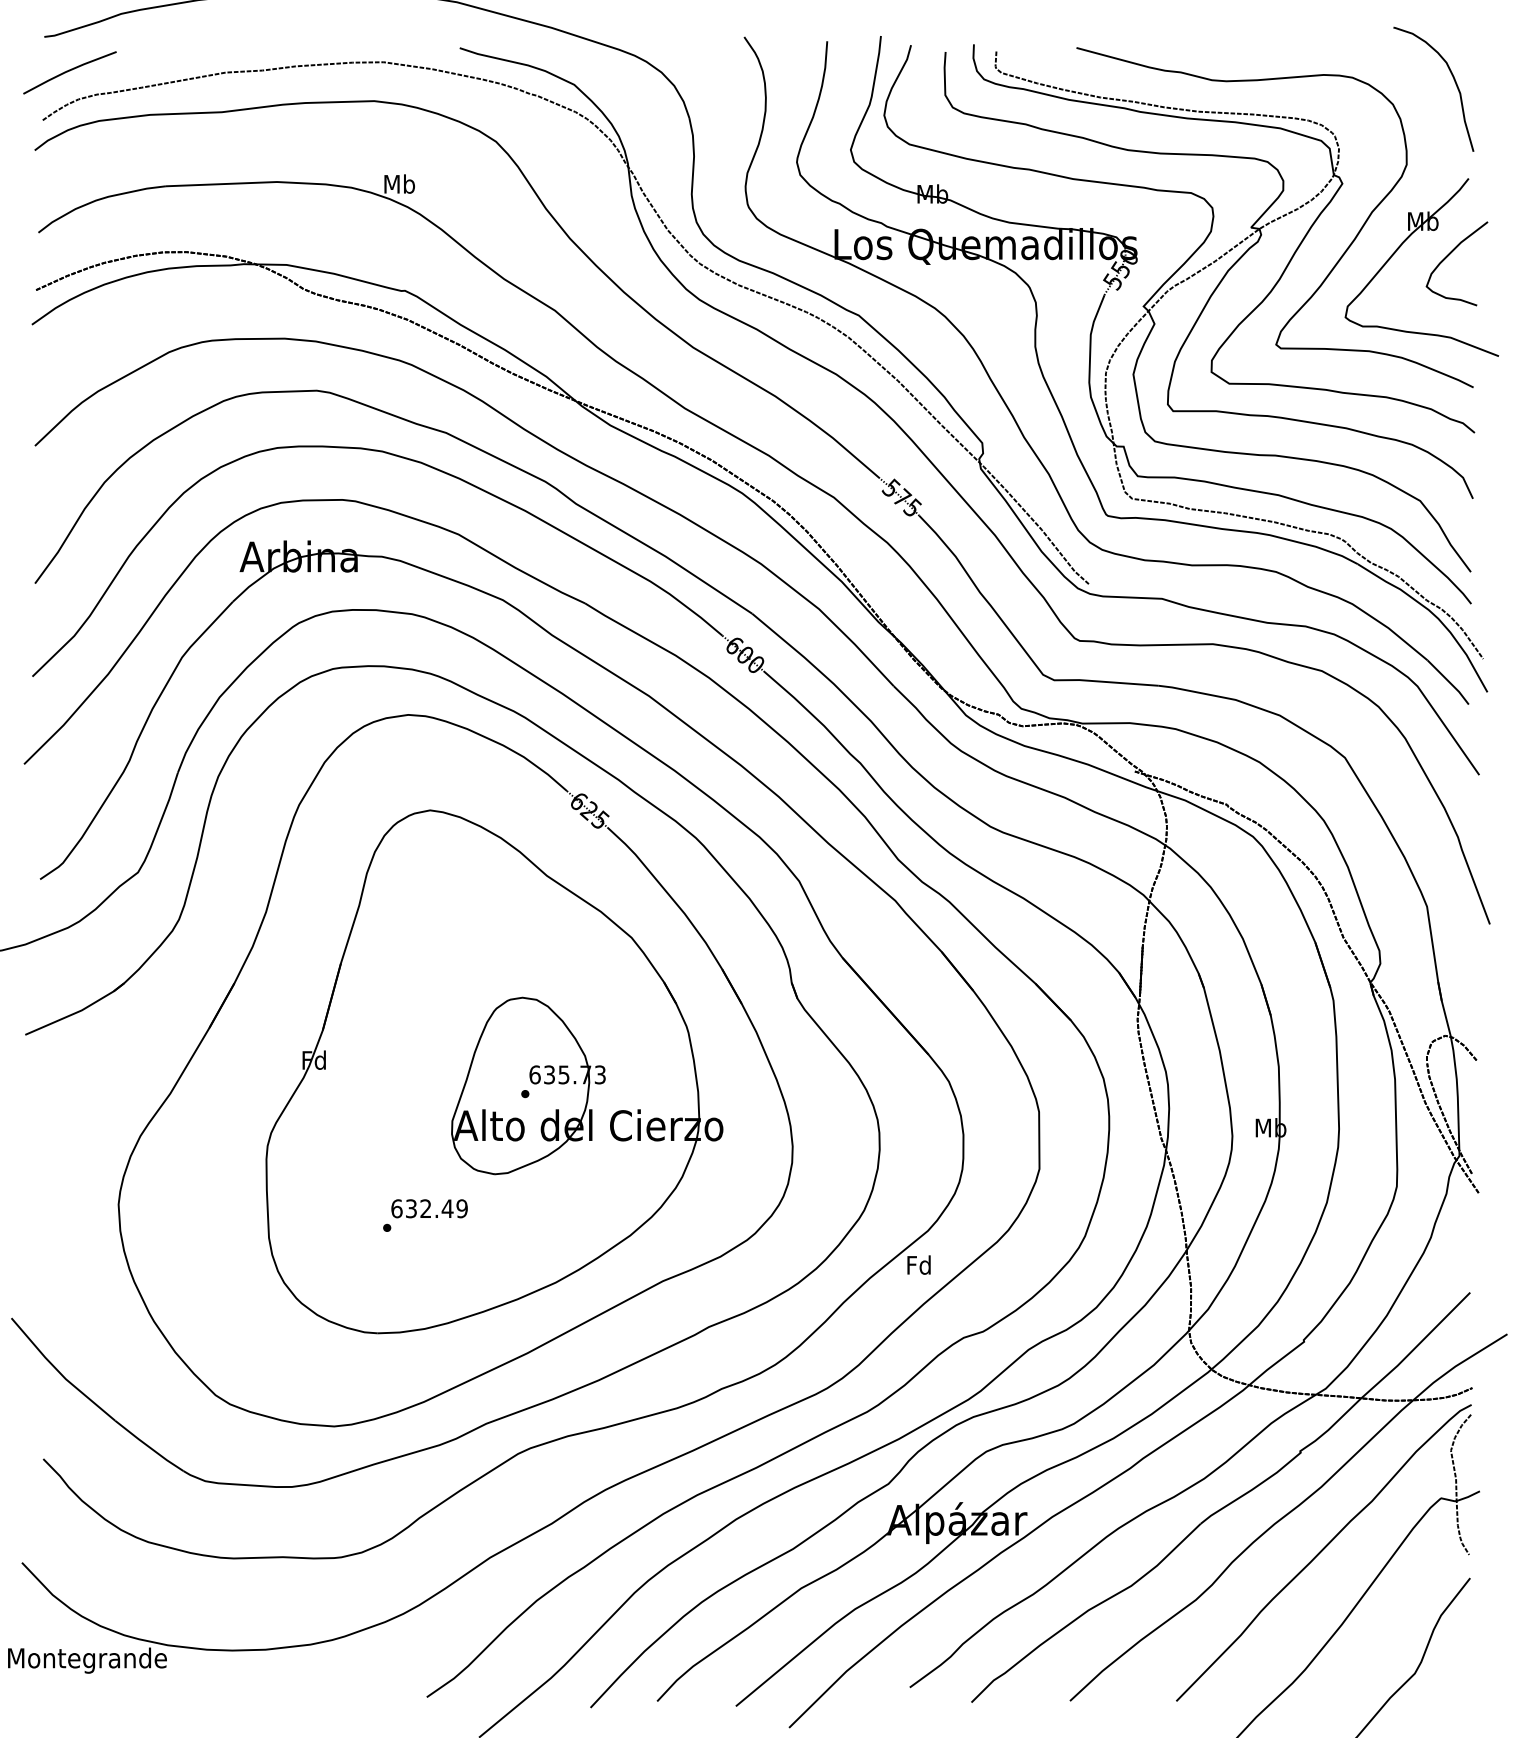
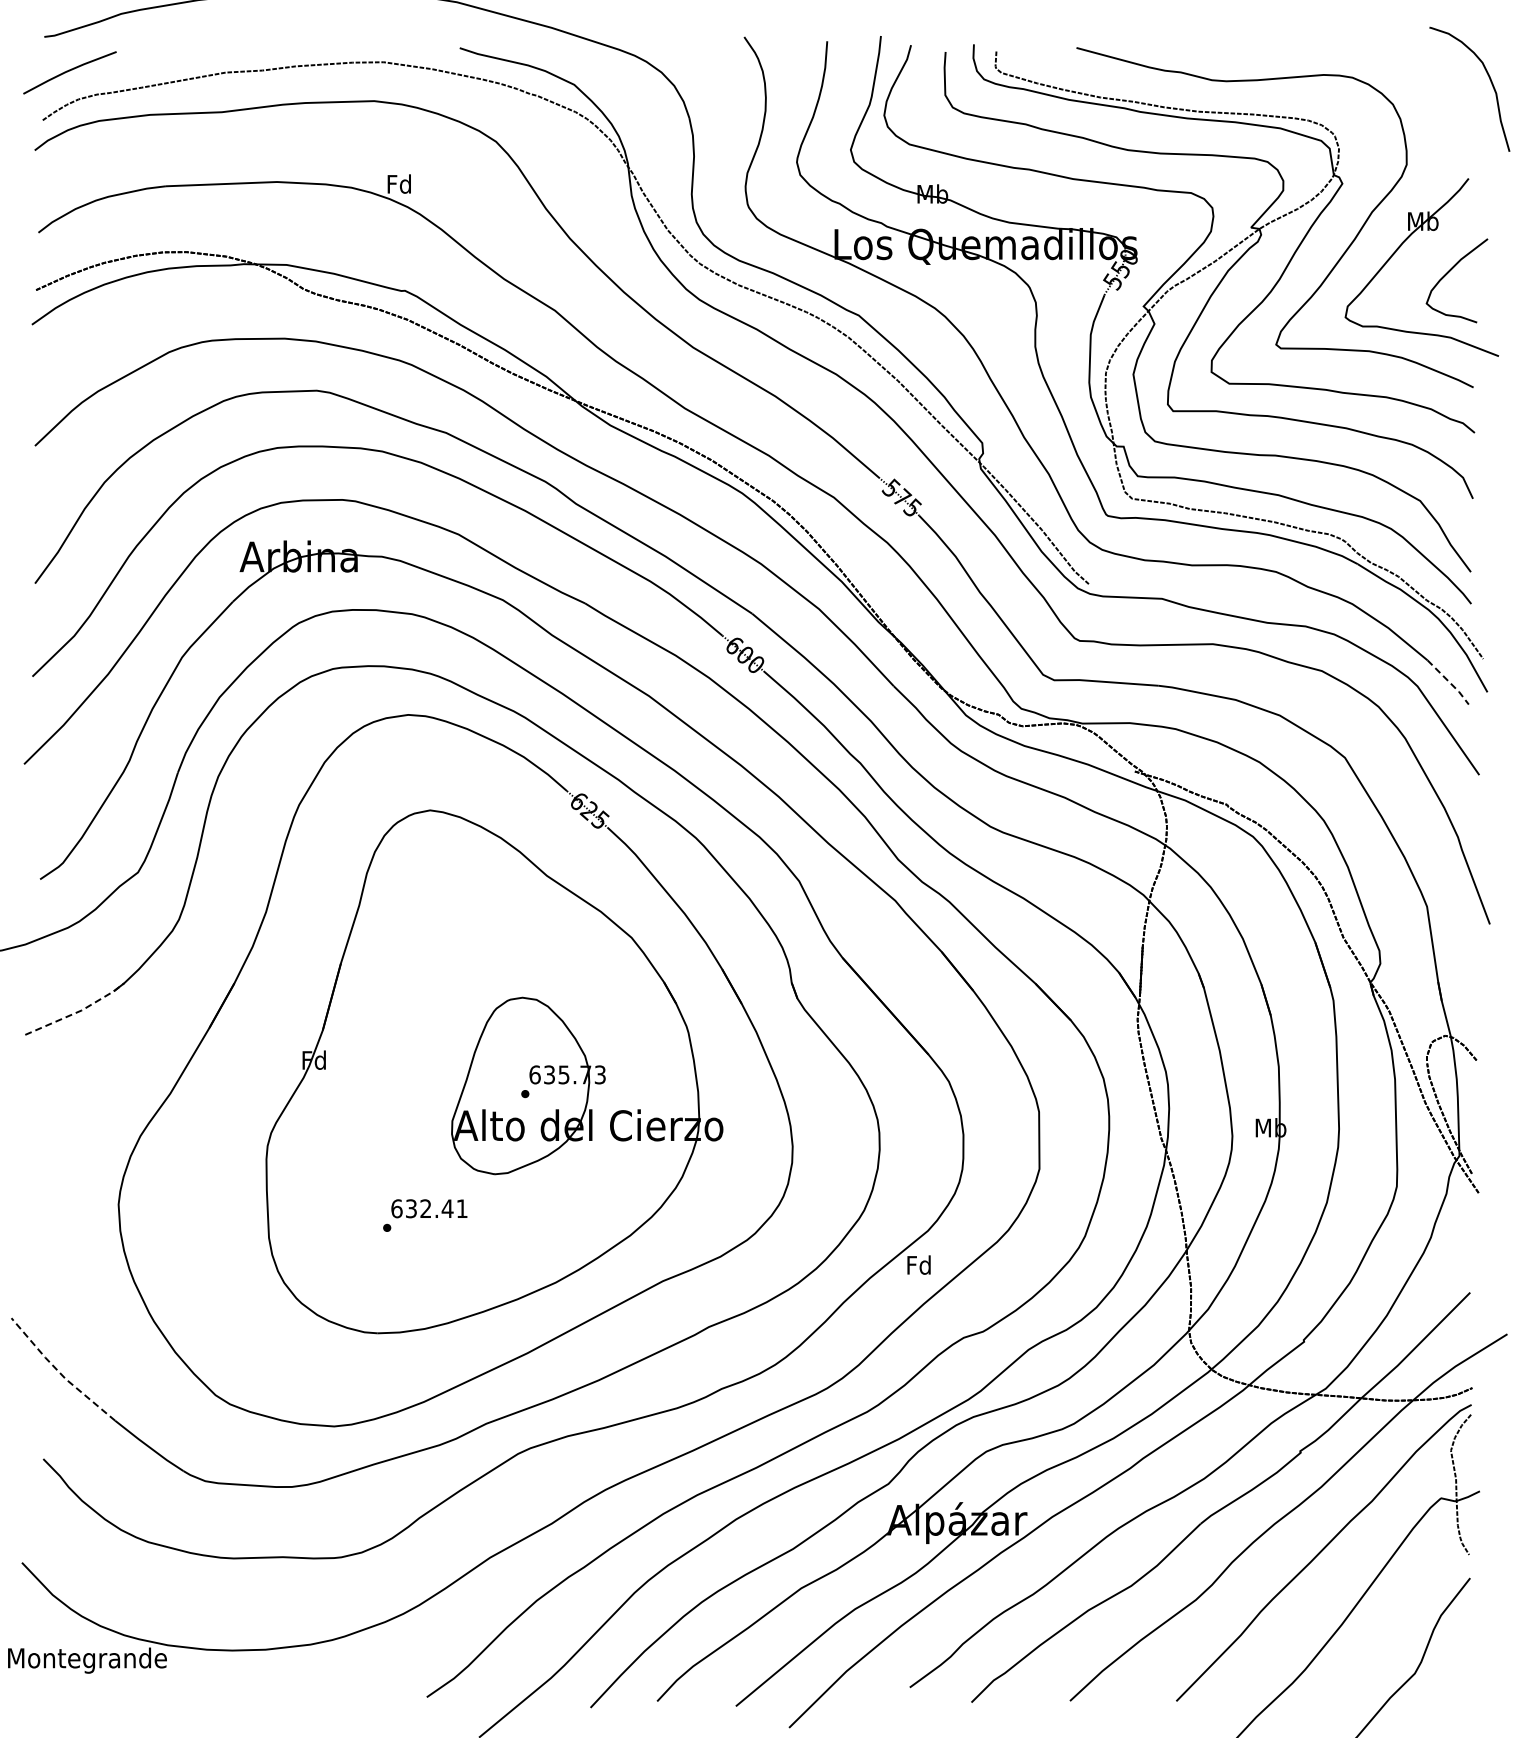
curve position: (1454, 82) -> (1490, 82) (1490, 82)
text: Mb -> Fd (399, 183)
curve position: (1449, 255) -> (1449, 272) (1449, 272)
line: solid -> dashed (1449, 682)
line: solid -> dashed (78, 1011)
text: 632.49 -> 632.41 (461, 1208)
line: solid -> dashed (59, 1372)
